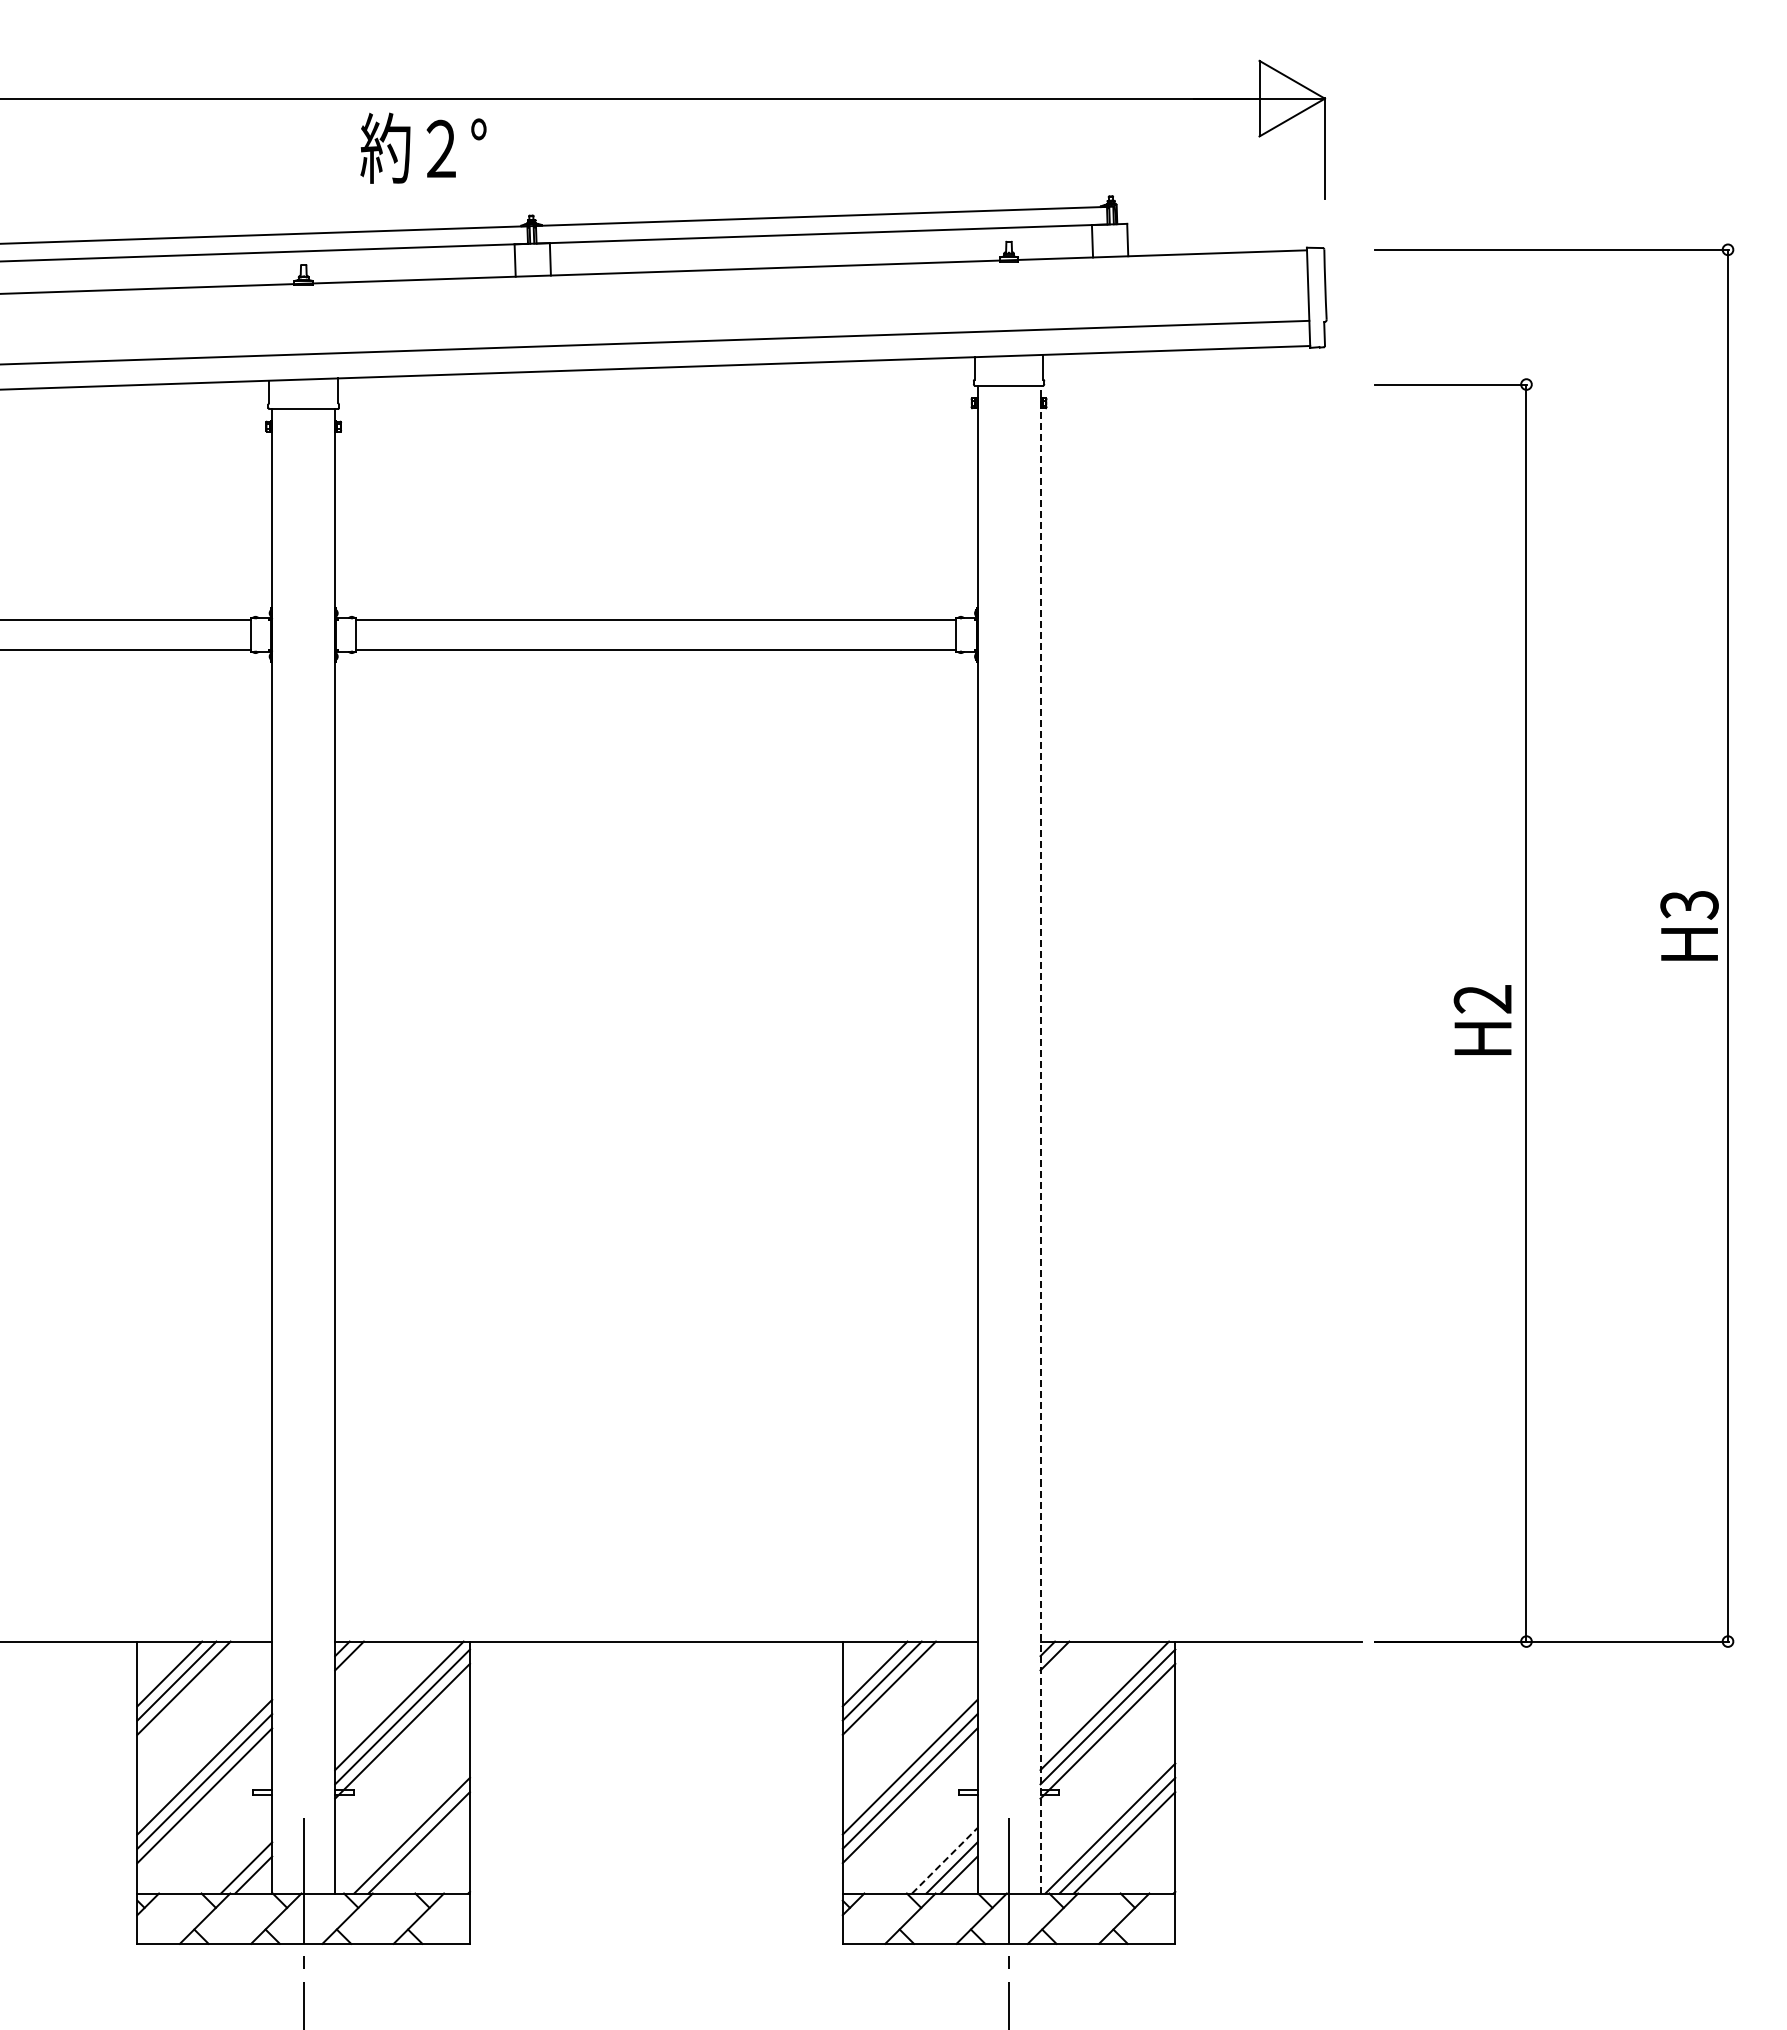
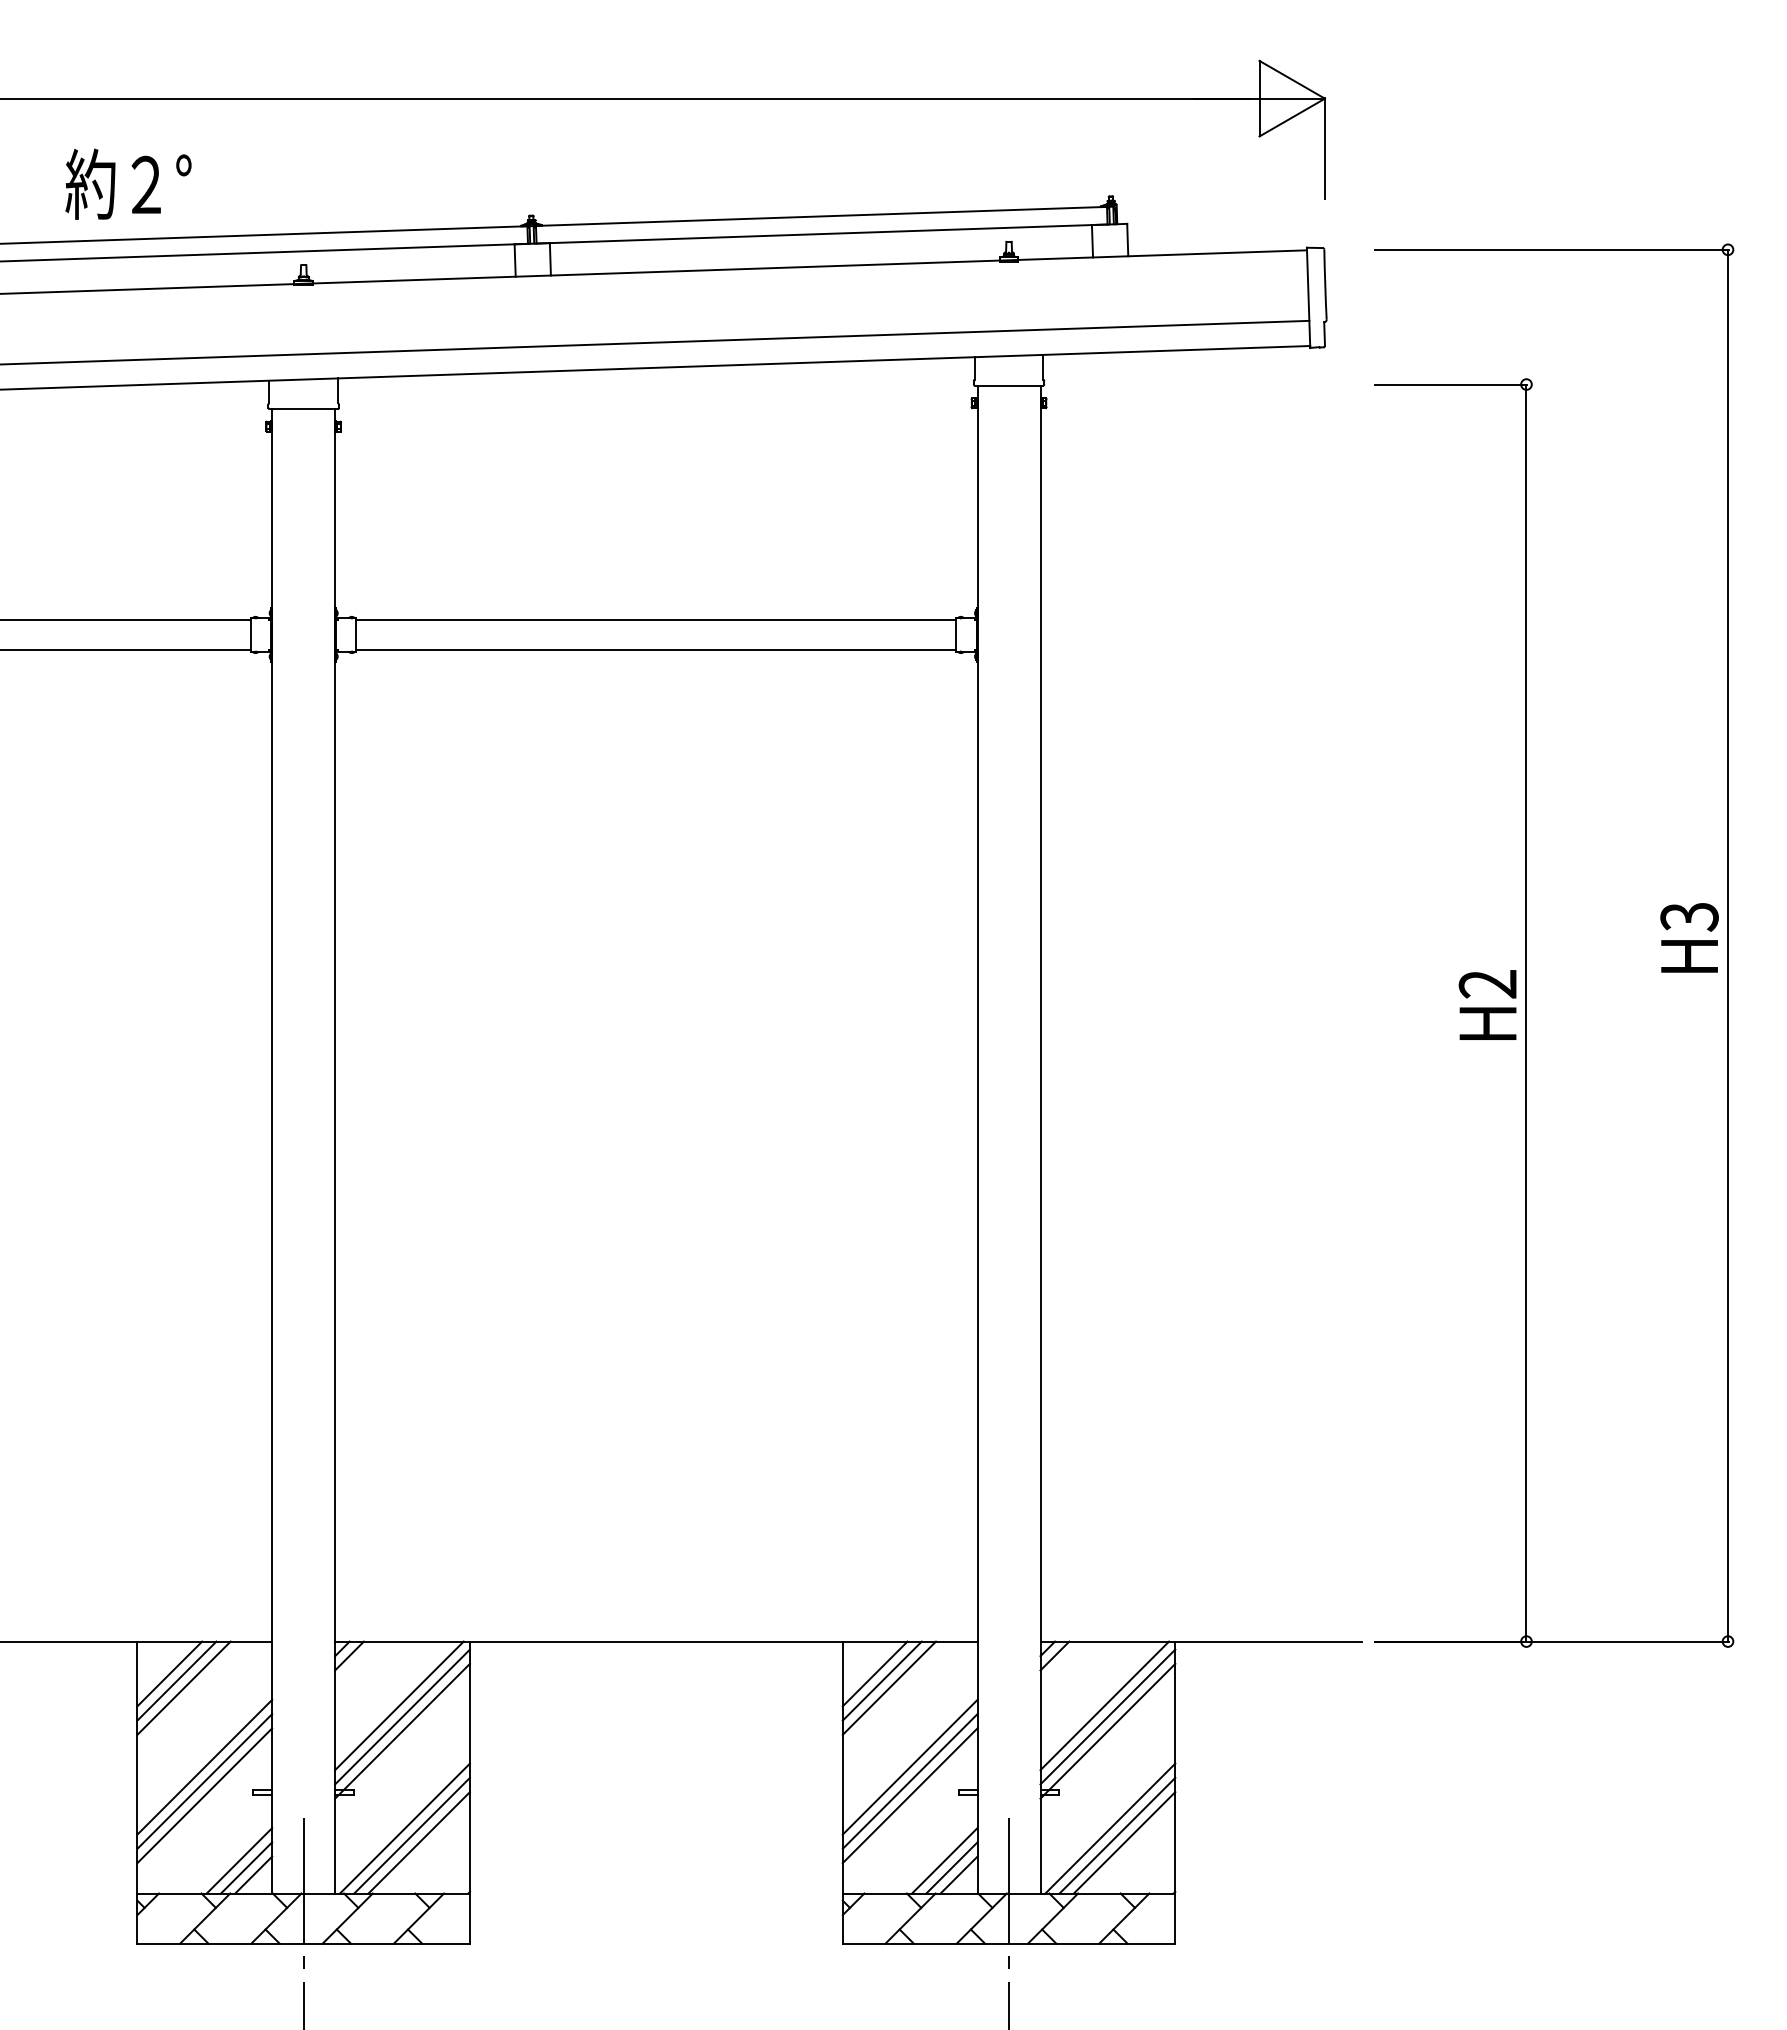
text position: (423, 147) -> (128, 183) (128, 183)
text position: (1689, 925) -> (1689, 937) (1689, 937)
text position: (1482, 1019) -> (1487, 1004) (1487, 1004)
line: dashed -> solid (1040, 1139)
line: none -> present (404, 1828)
line: none -> present (239, 1860)
line: dashed -> solid (945, 1860)
